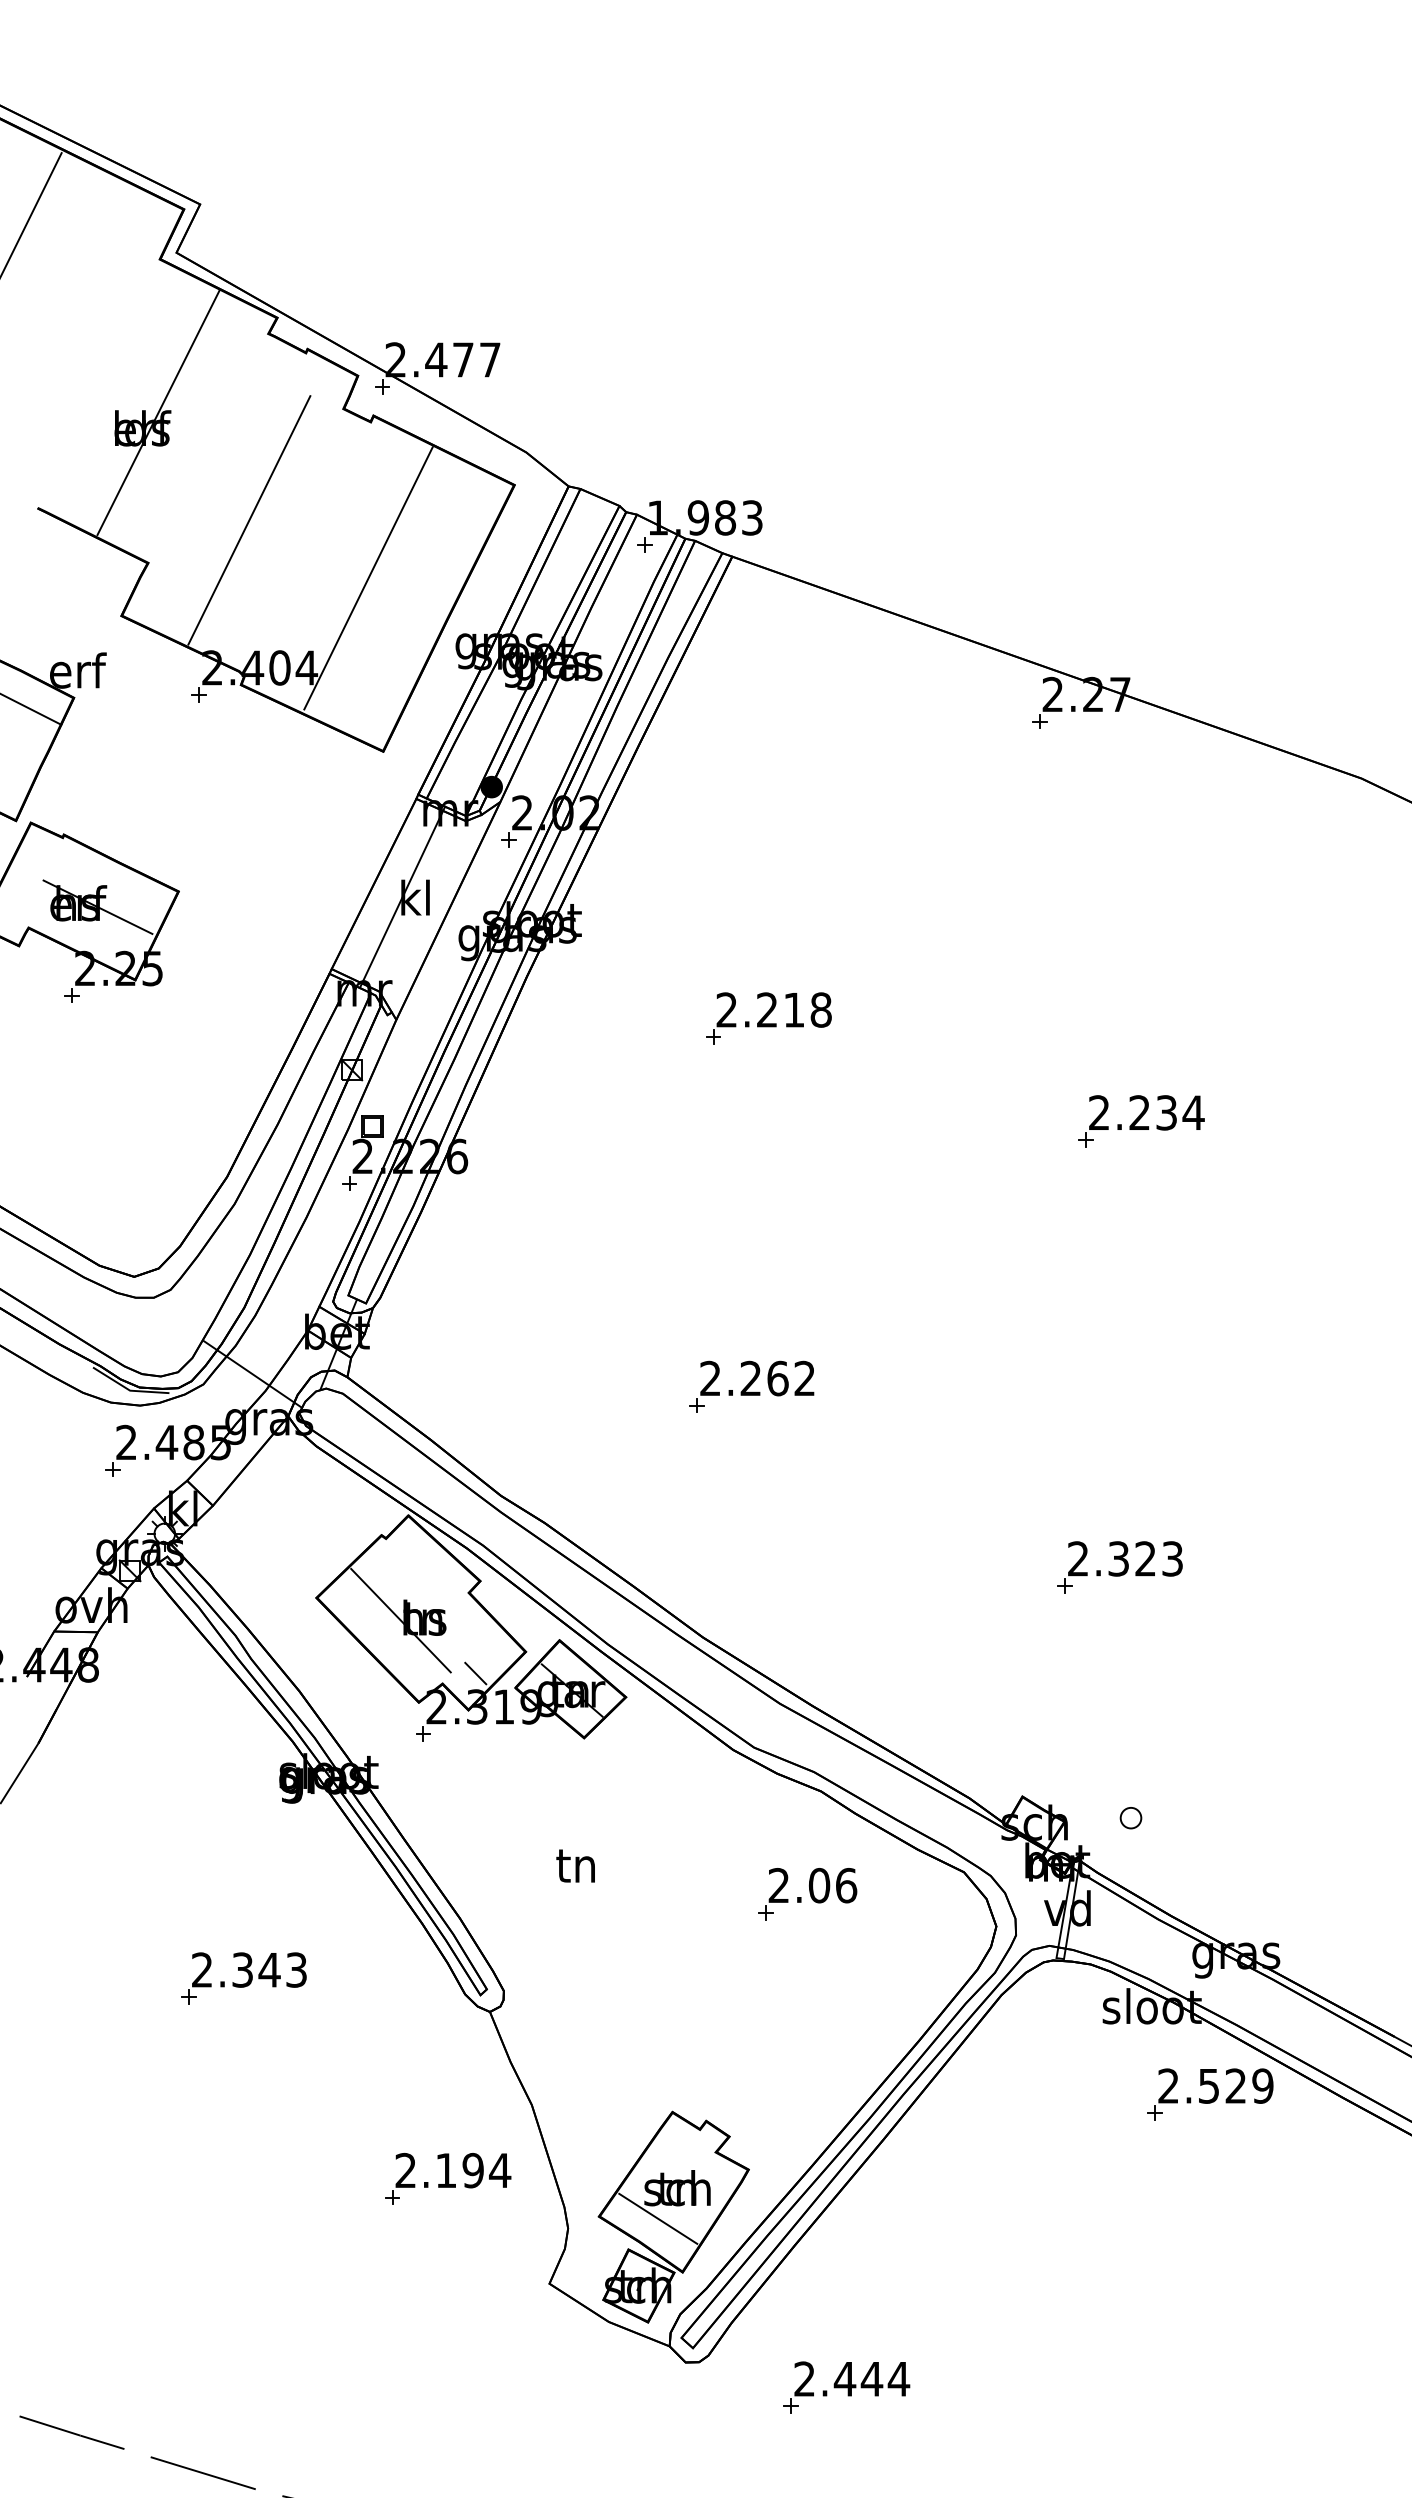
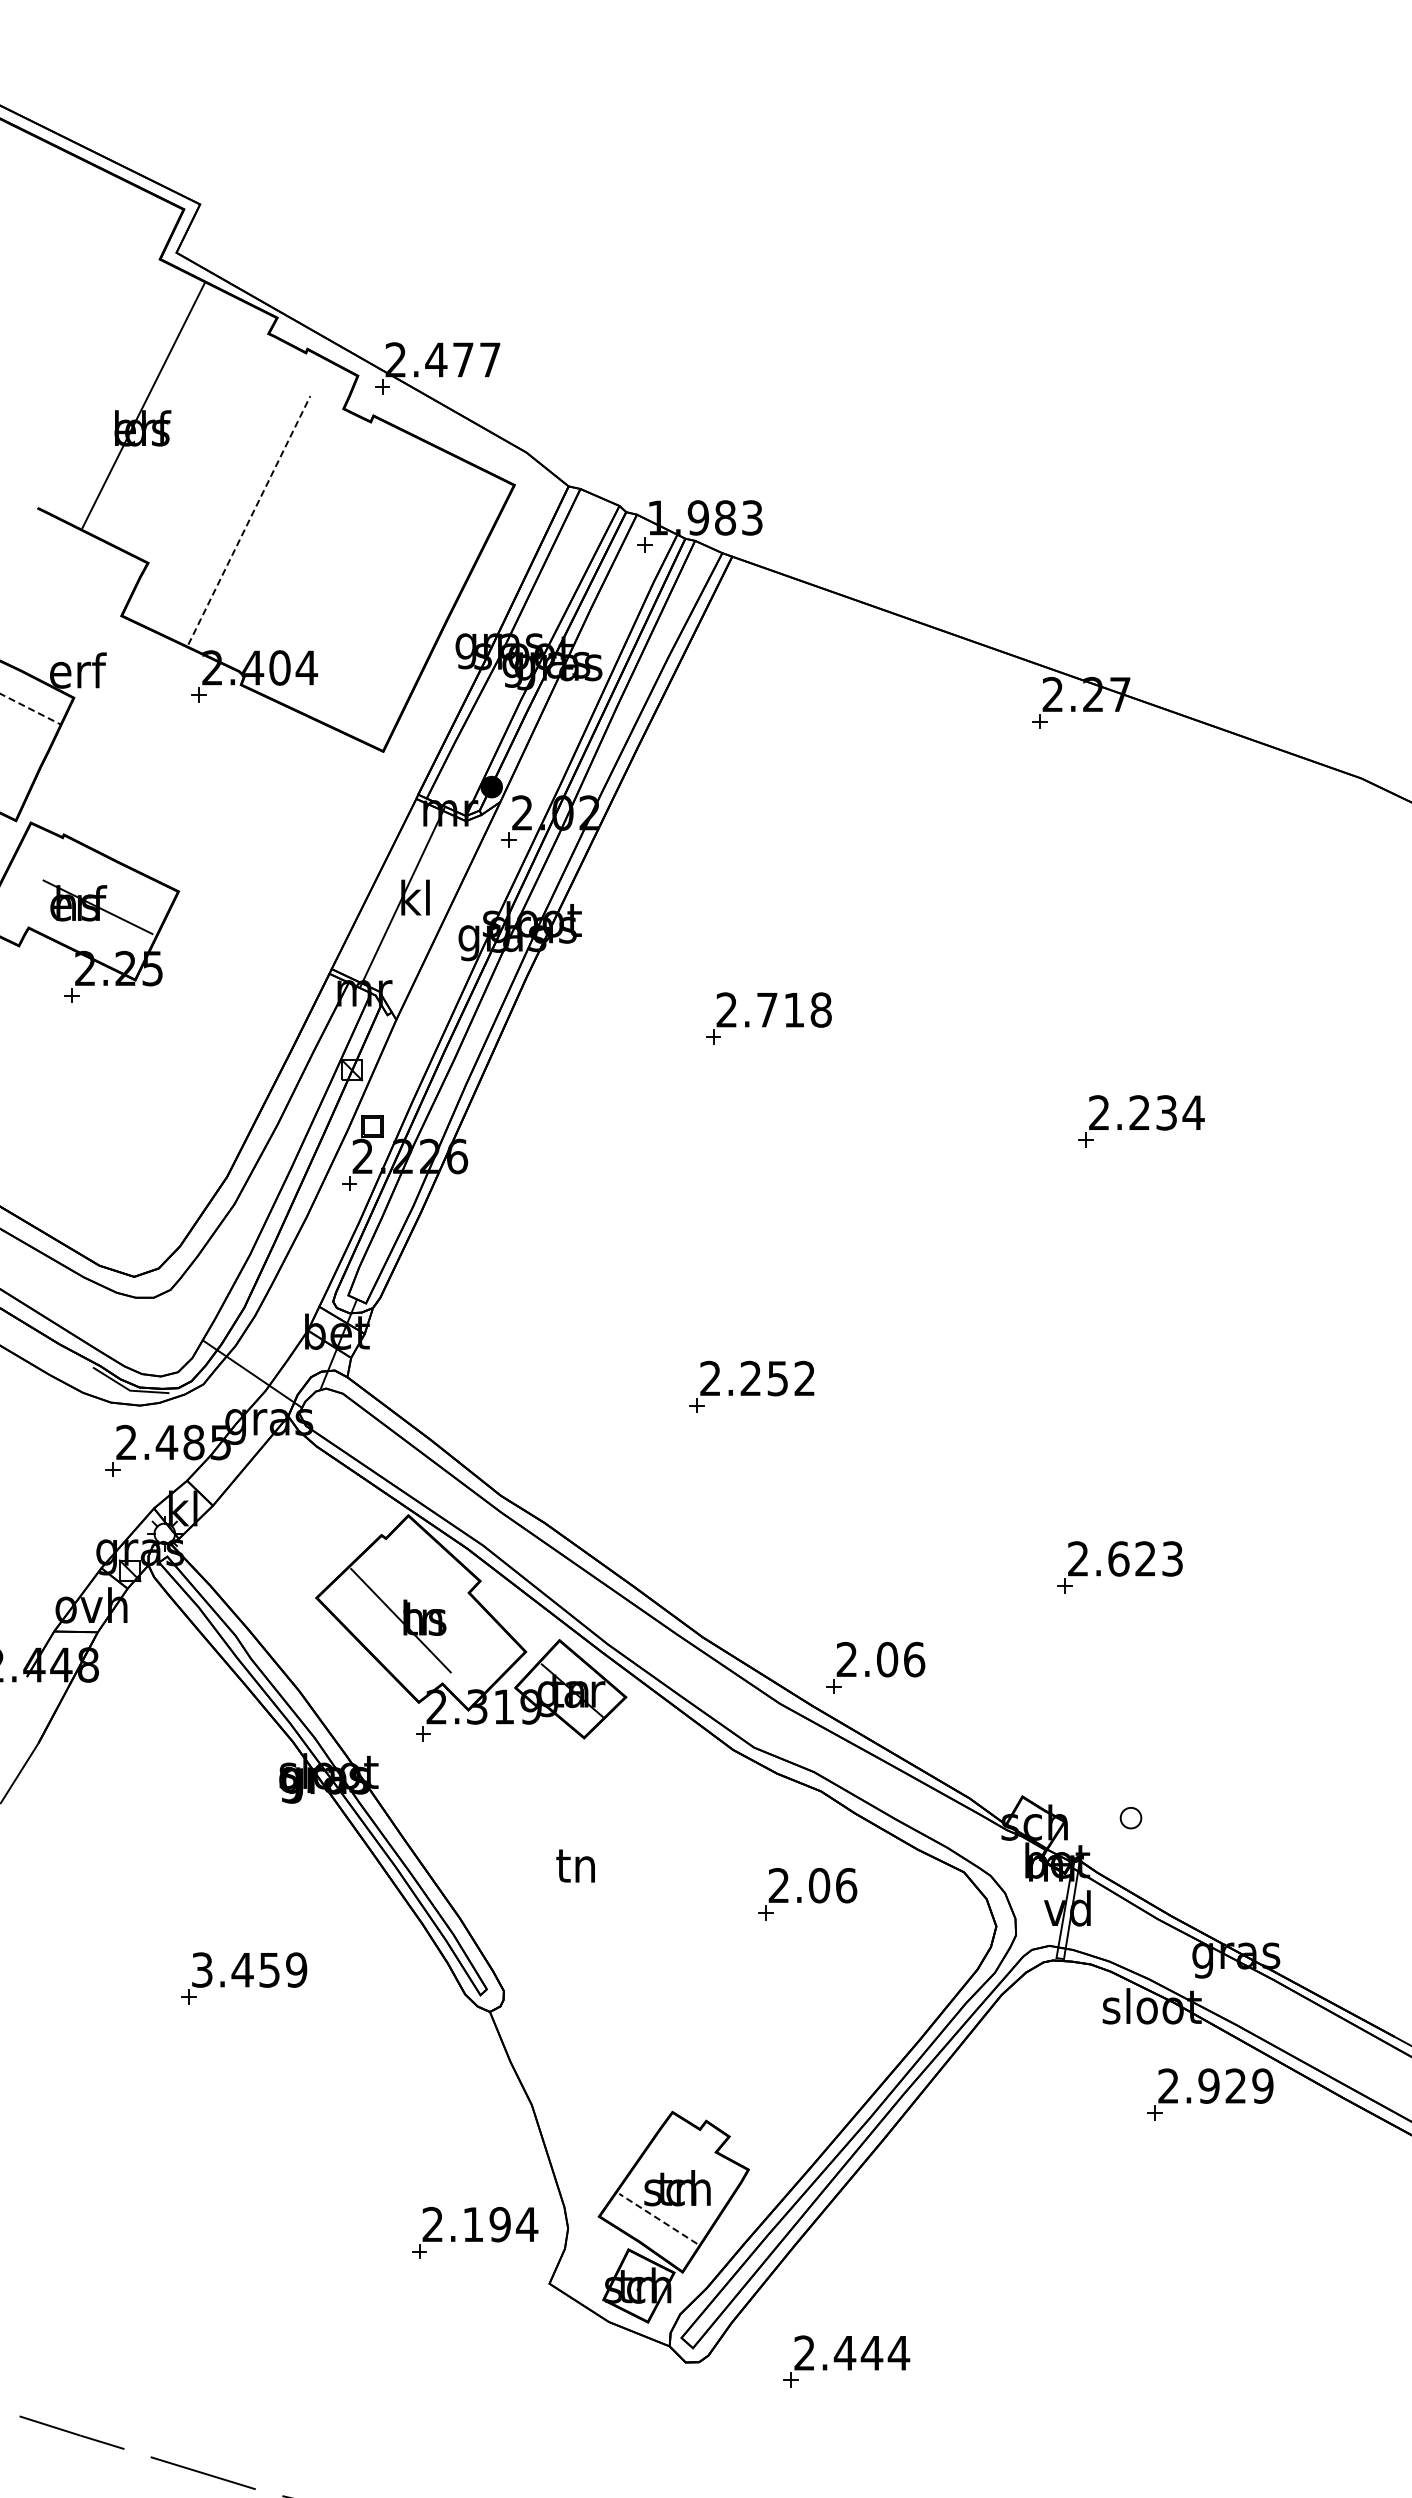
line: present -> none (31, 213)
line position: (158, 412) -> (143, 405) (143, 405)
line: solid -> dashed (249, 519)
line: present -> none (368, 578)
line: solid -> dashed (31, 709)
text: 2.218 -> 2.718 (767, 1009)
text: 2.262 -> 2.252 (777, 1378)
text: 2.323 -> 2.623 (1118, 1558)
part: none -> present (875, 1668)
line: present -> none (475, 1673)
text: 2.343 -> 3.459 (249, 1969)
text: 2.529 -> 2.929 (1208, 2085)
part position: (448, 2178) -> (475, 2232) (475, 2232)
line: solid -> dashed (657, 2218)
part position: (846, 2387) -> (846, 2361) (846, 2361)
